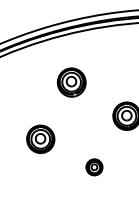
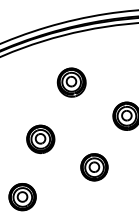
part size: 19x19 px -> 29x29 px (94, 167)
part: none -> present (22, 197)
